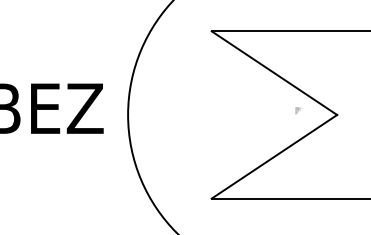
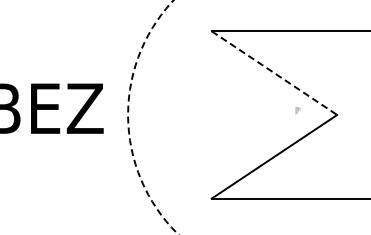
line: solid -> dashed (274, 73)
circle: solid -> dashed (153, 117)
